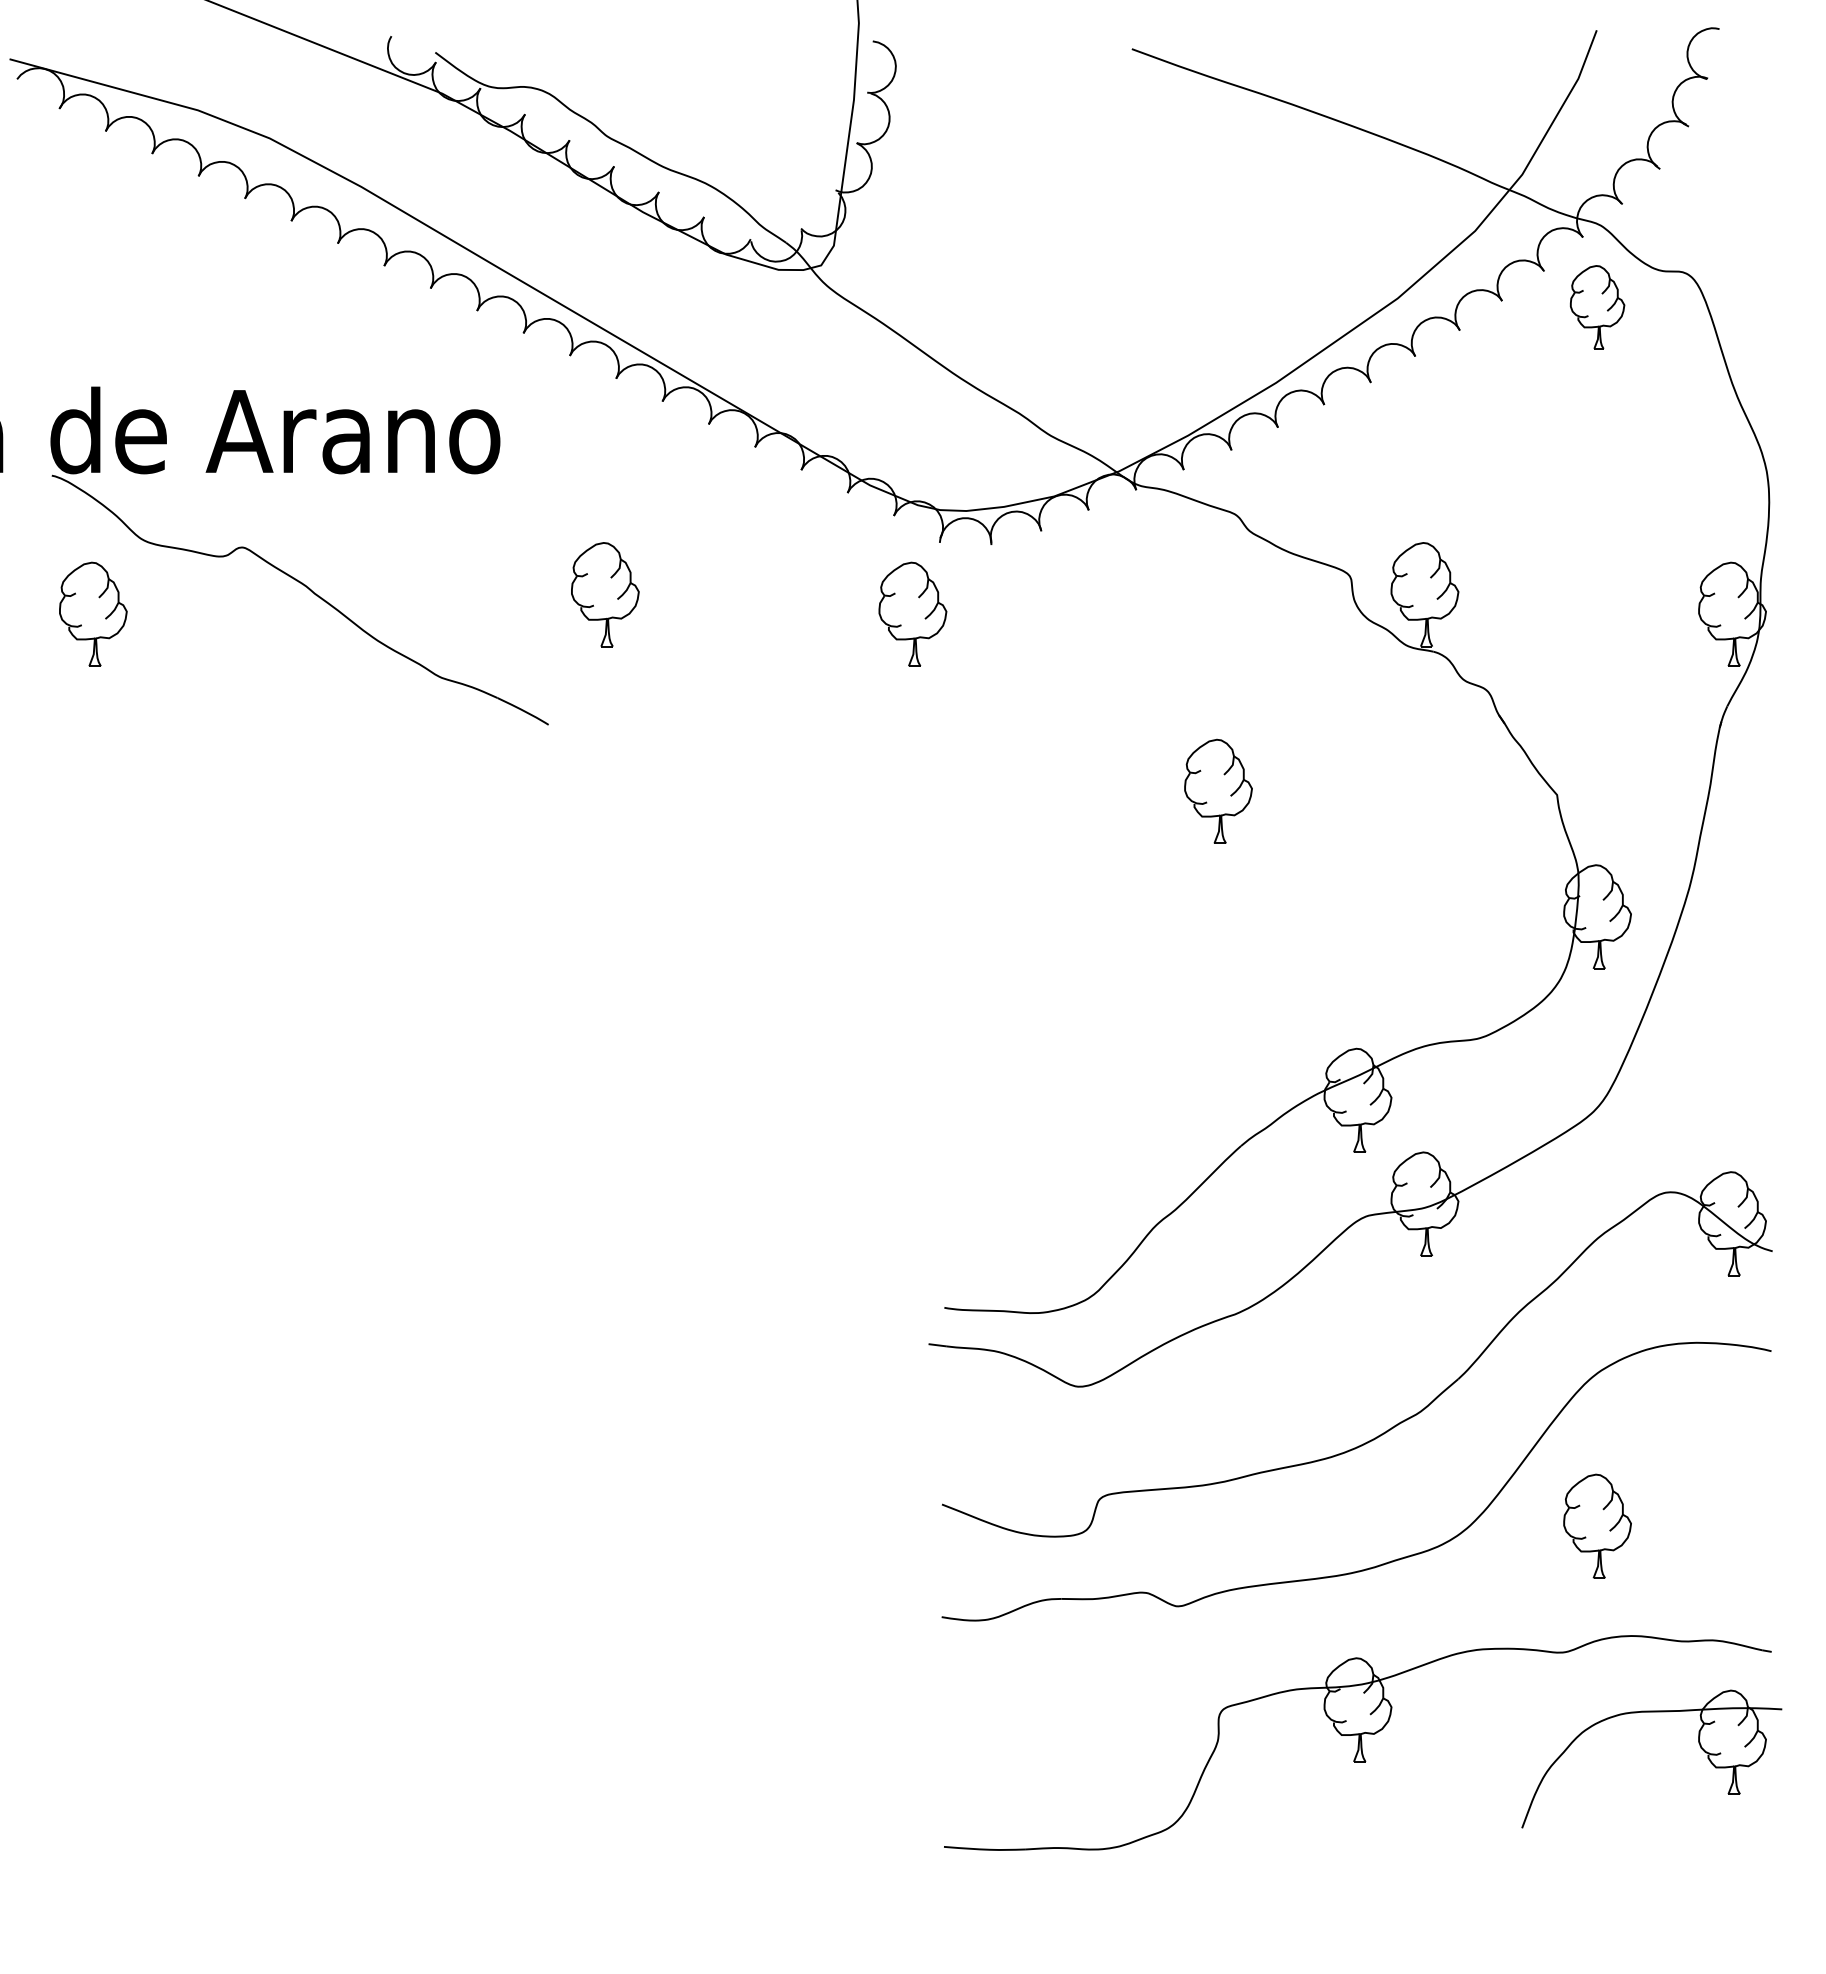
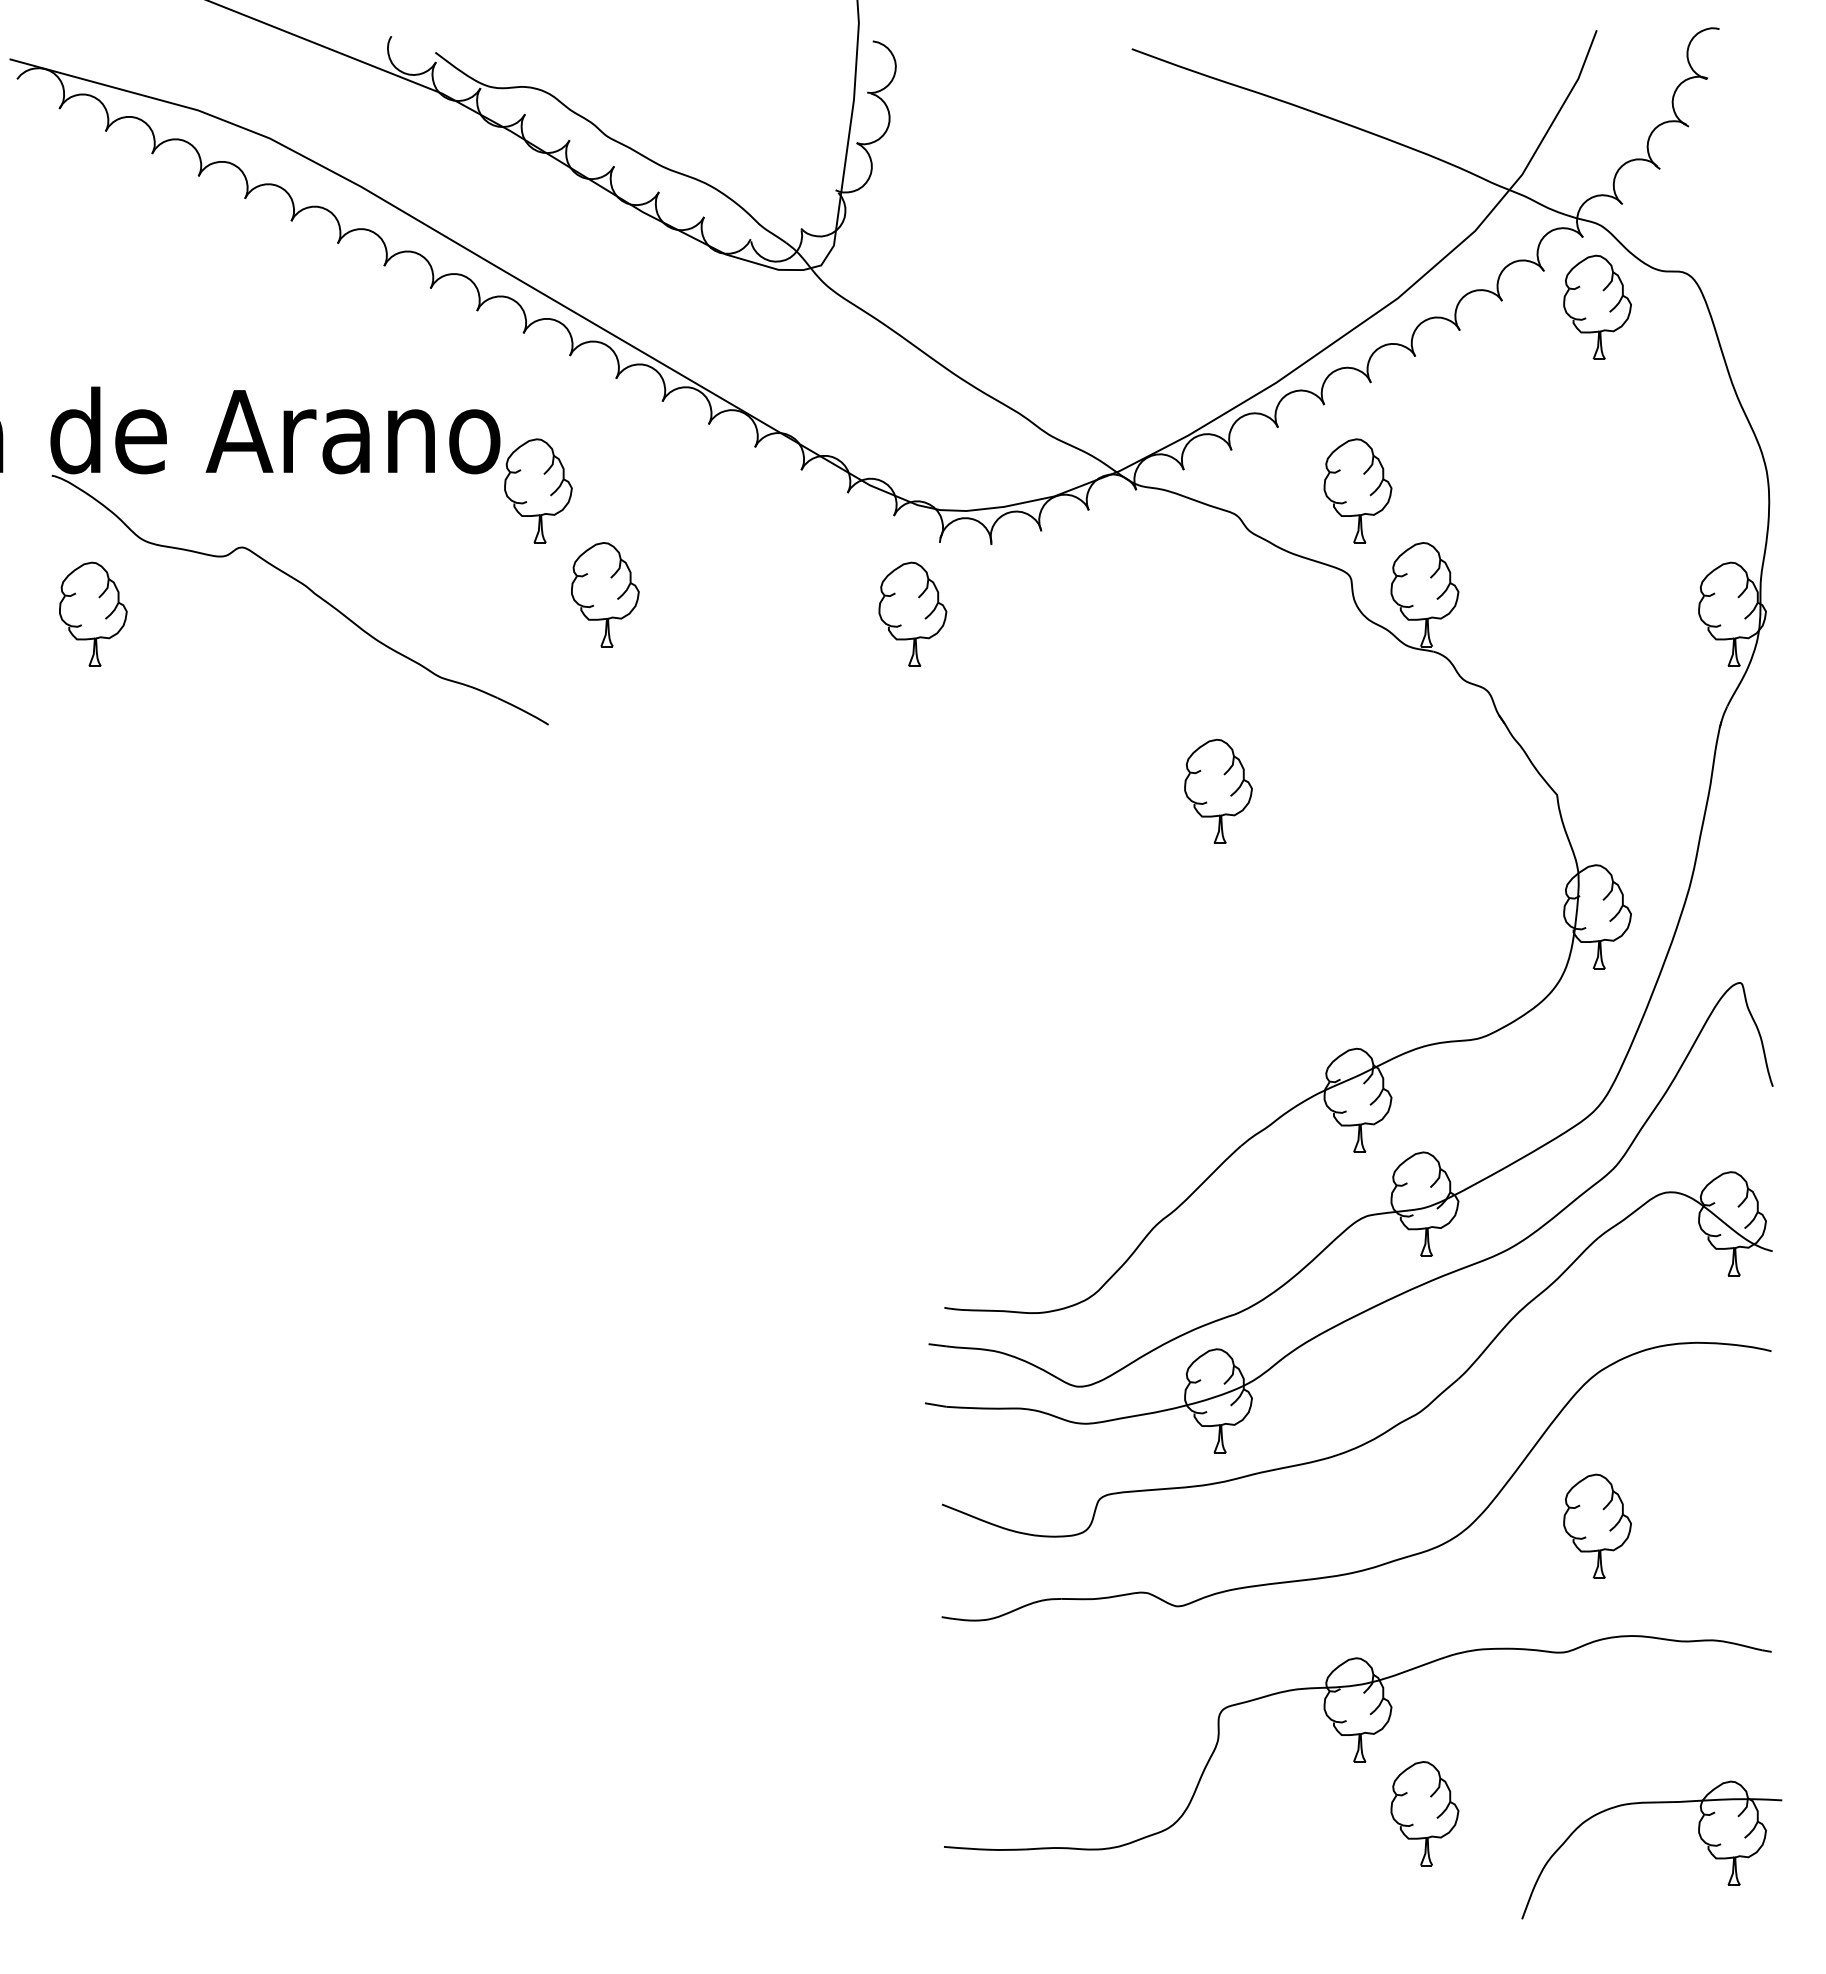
part size: 56x85 px -> 69x106 px (1597, 306)
part: none -> present (538, 490)
part: none -> present (1357, 490)
part: none -> present (1384, 1300)
part position: (1651, 1712) -> (1651, 1803) (1651, 1803)
part: none -> present (1424, 1813)
